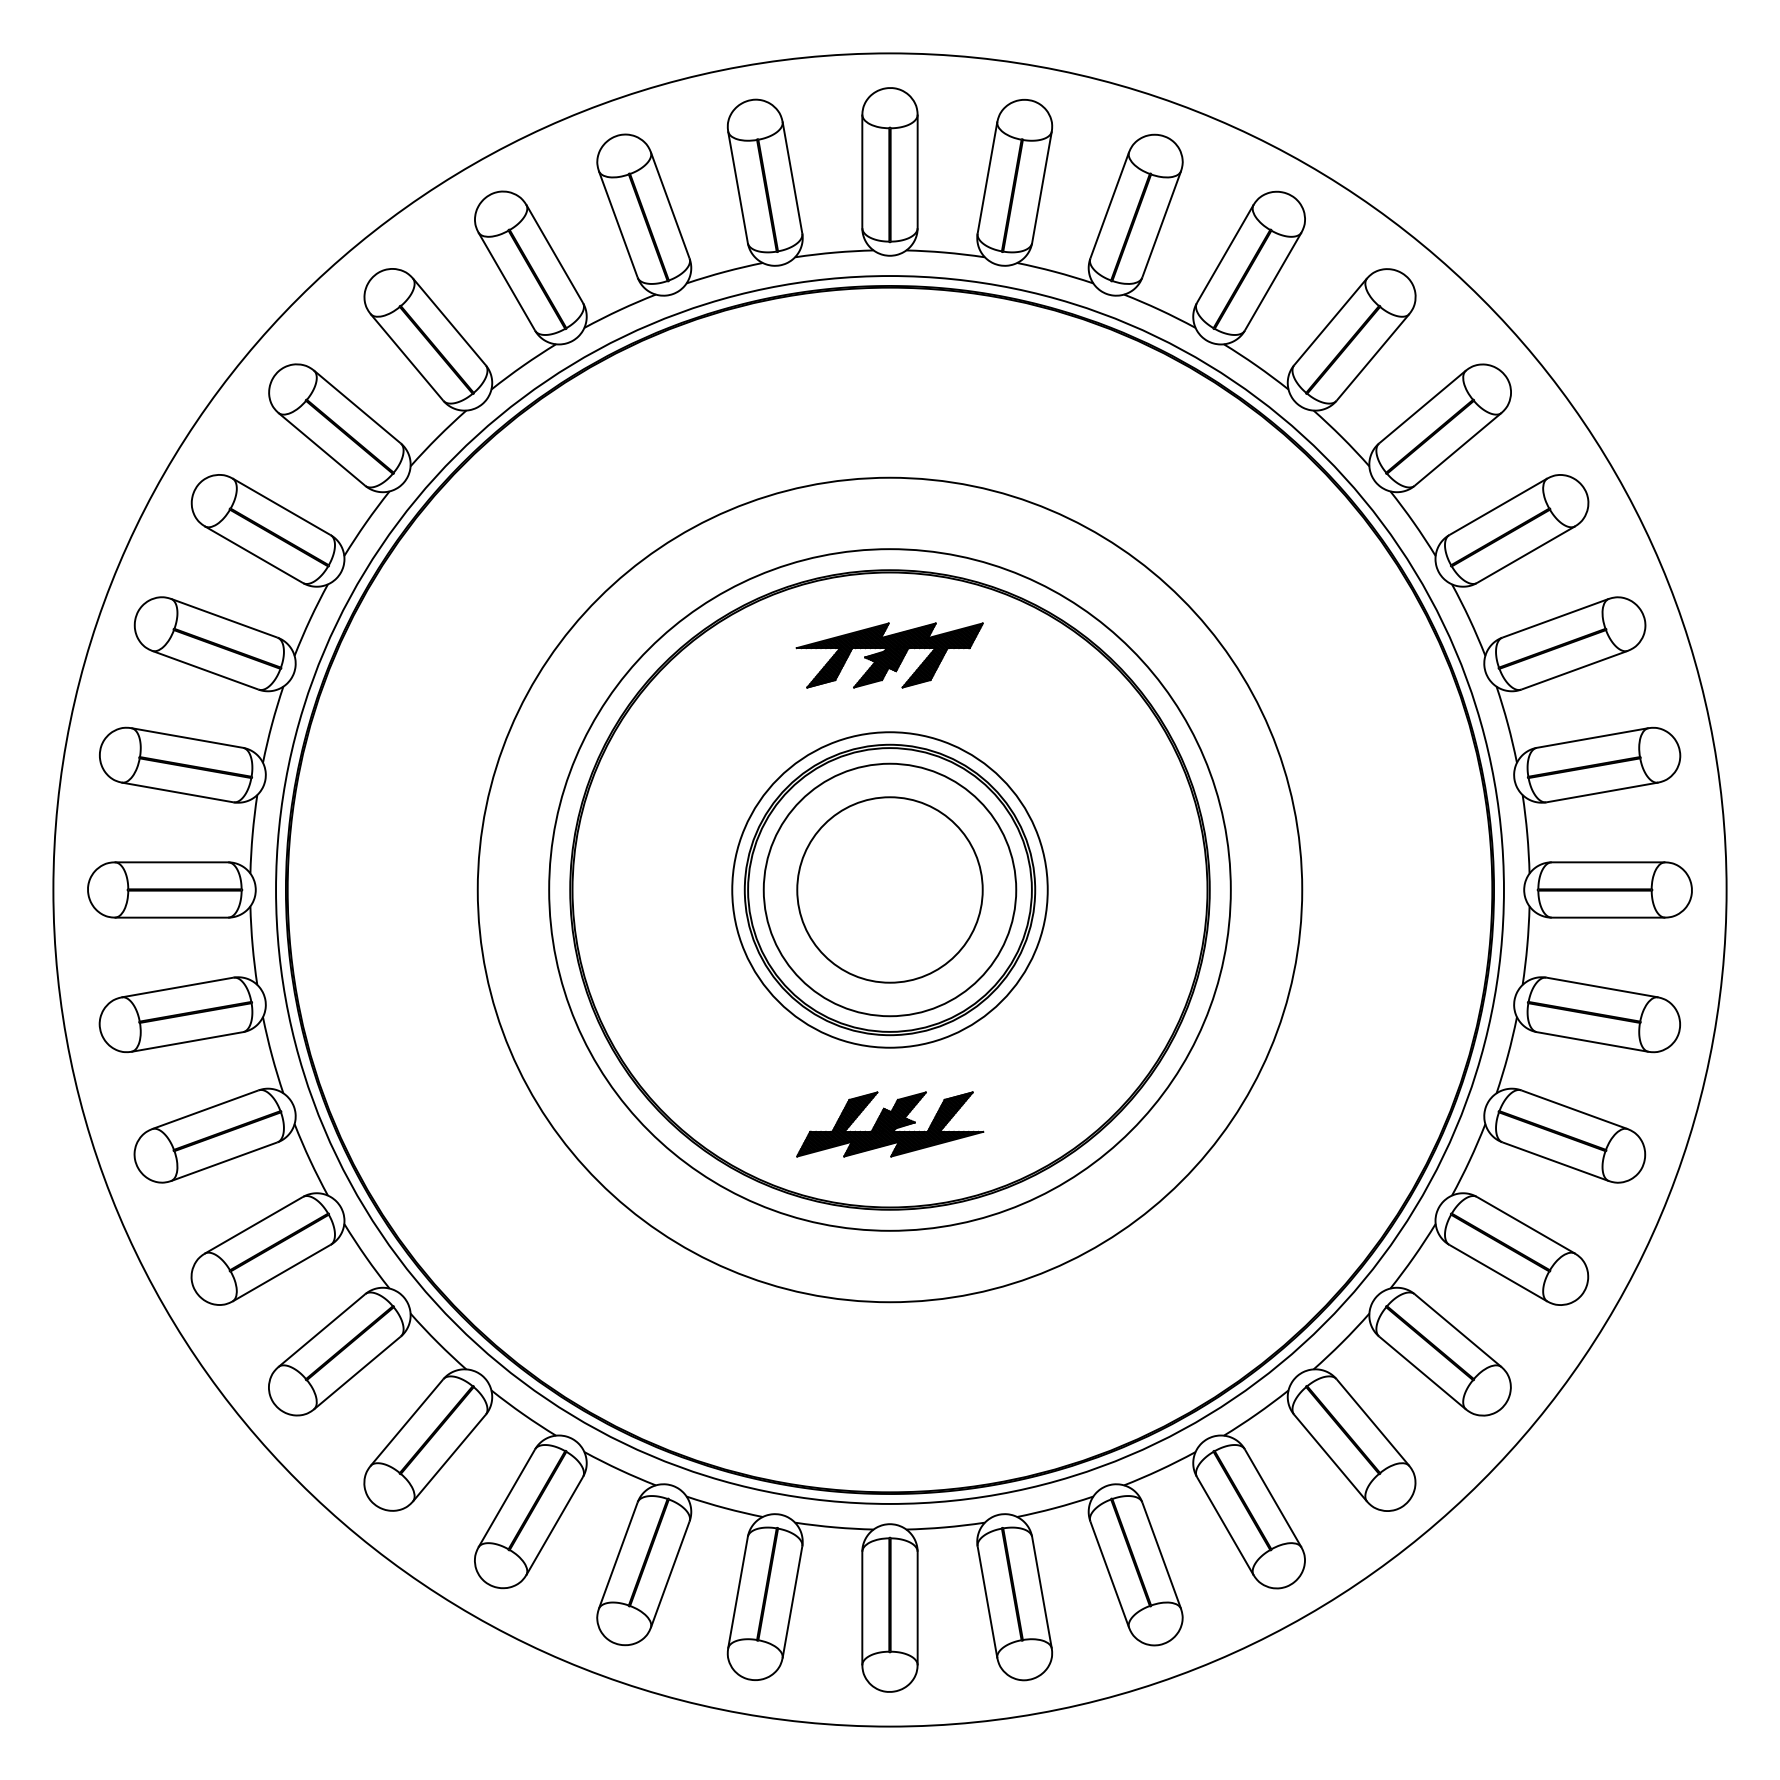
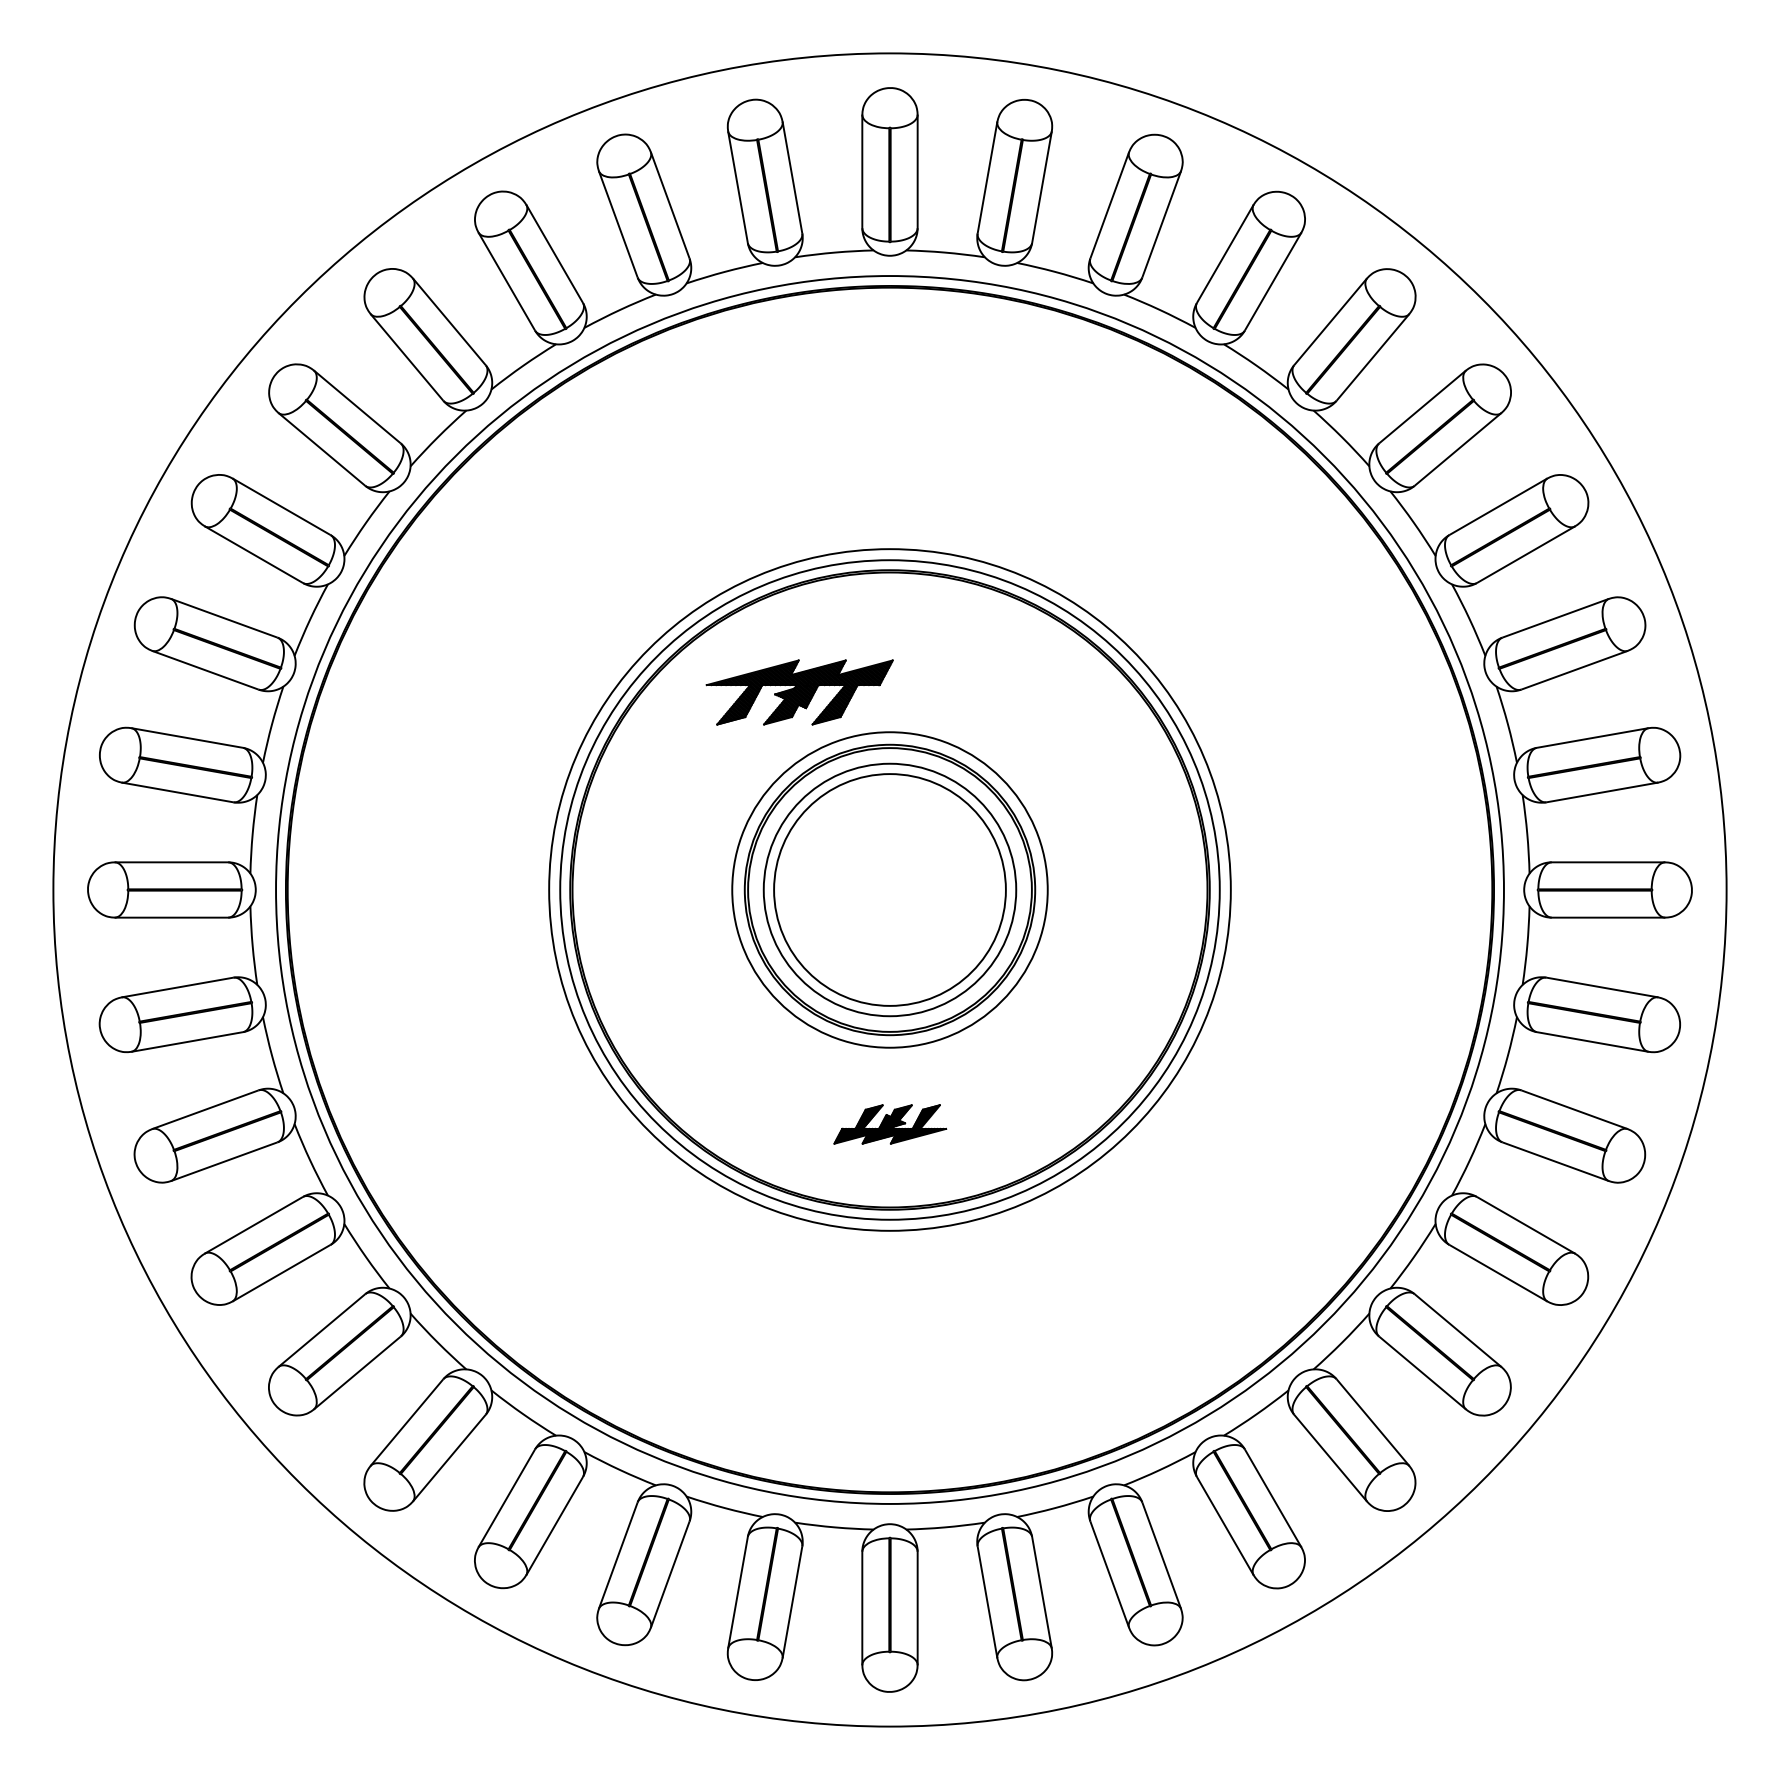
part position: (889, 655) -> (799, 692) (799, 692)
circle diameter: 185 px -> 232 px (889, 889)
circle diameter: 824 px -> 660 px (889, 889)
part size: 189x67 px -> 115x41 px (890, 1124)
